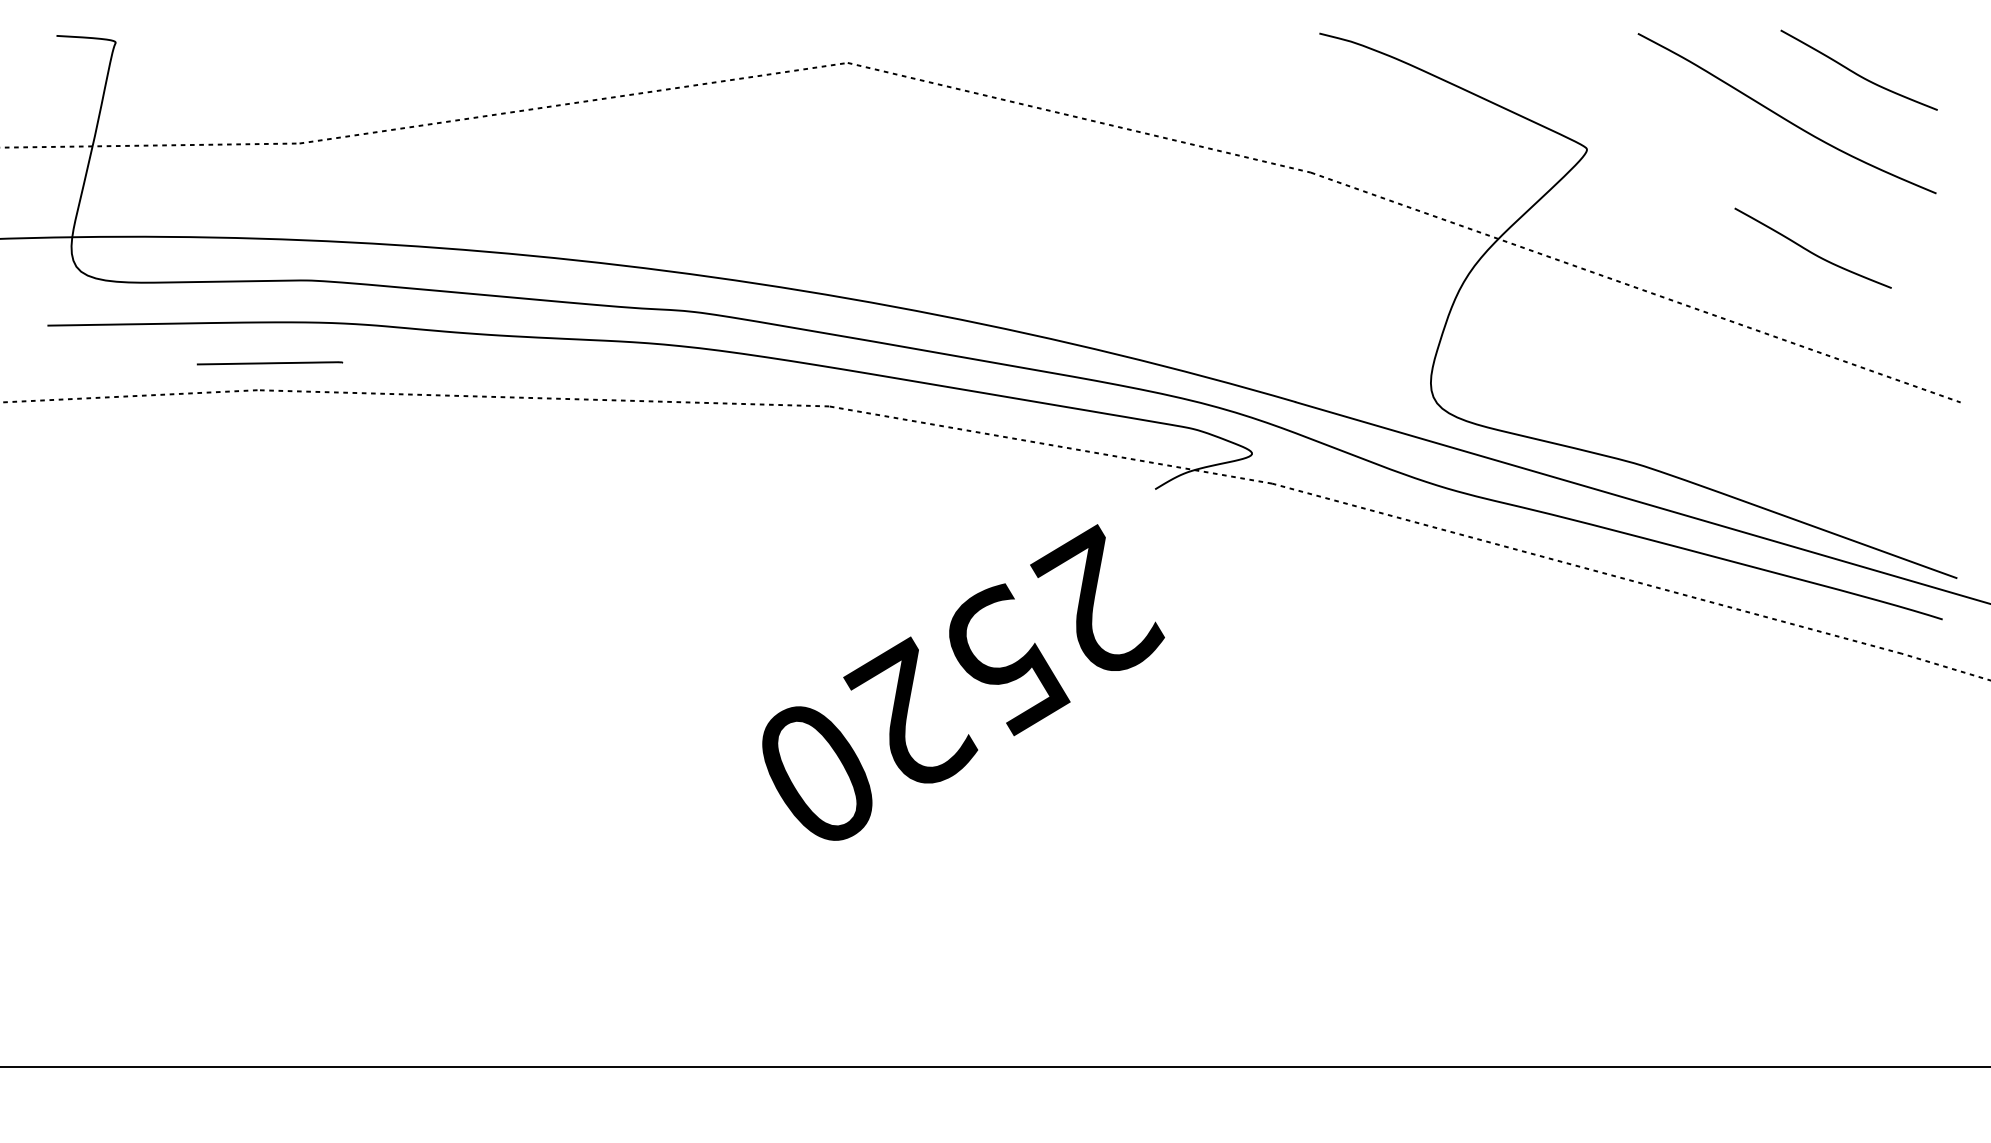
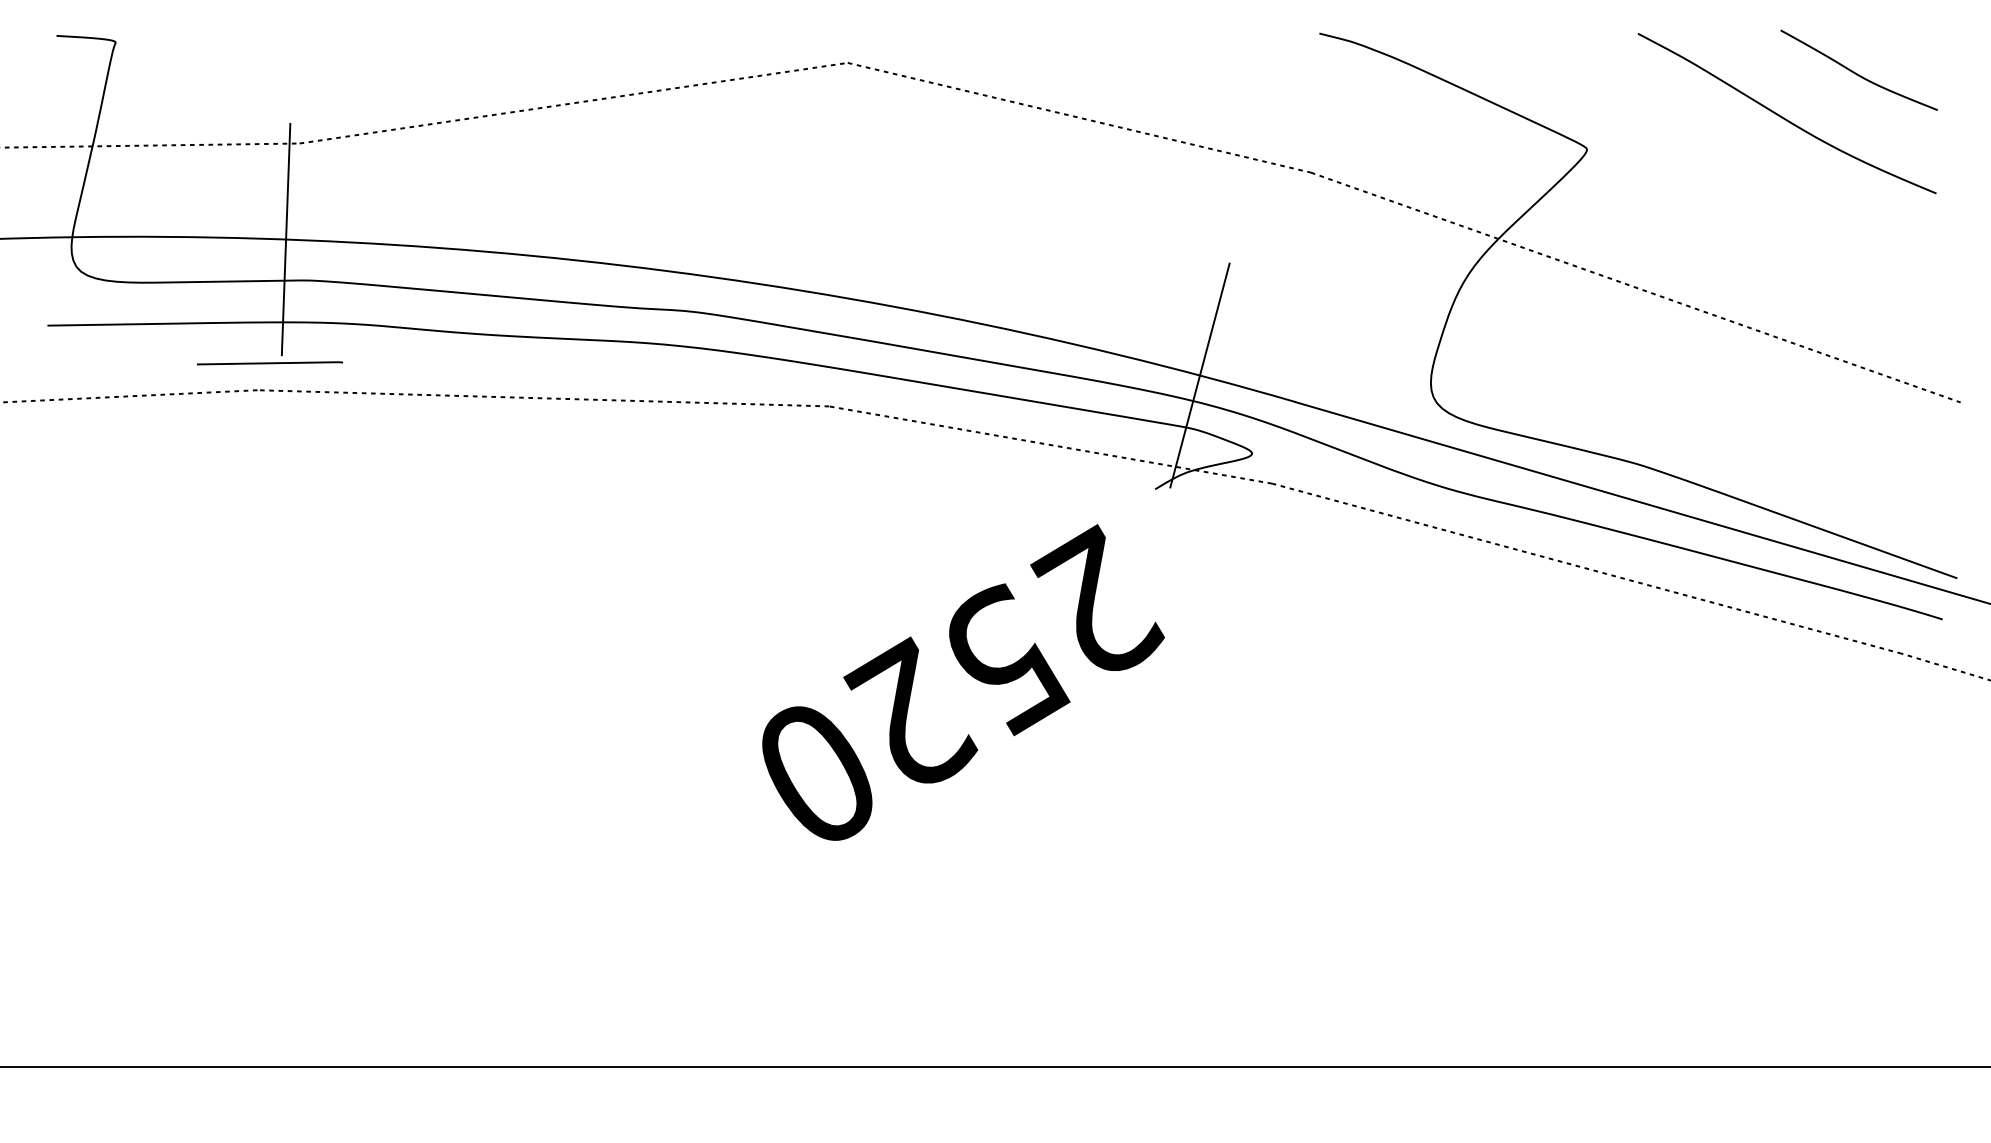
line: none -> present (285, 239)
curve: present -> none (1811, 251)
line: none -> present (1199, 375)
